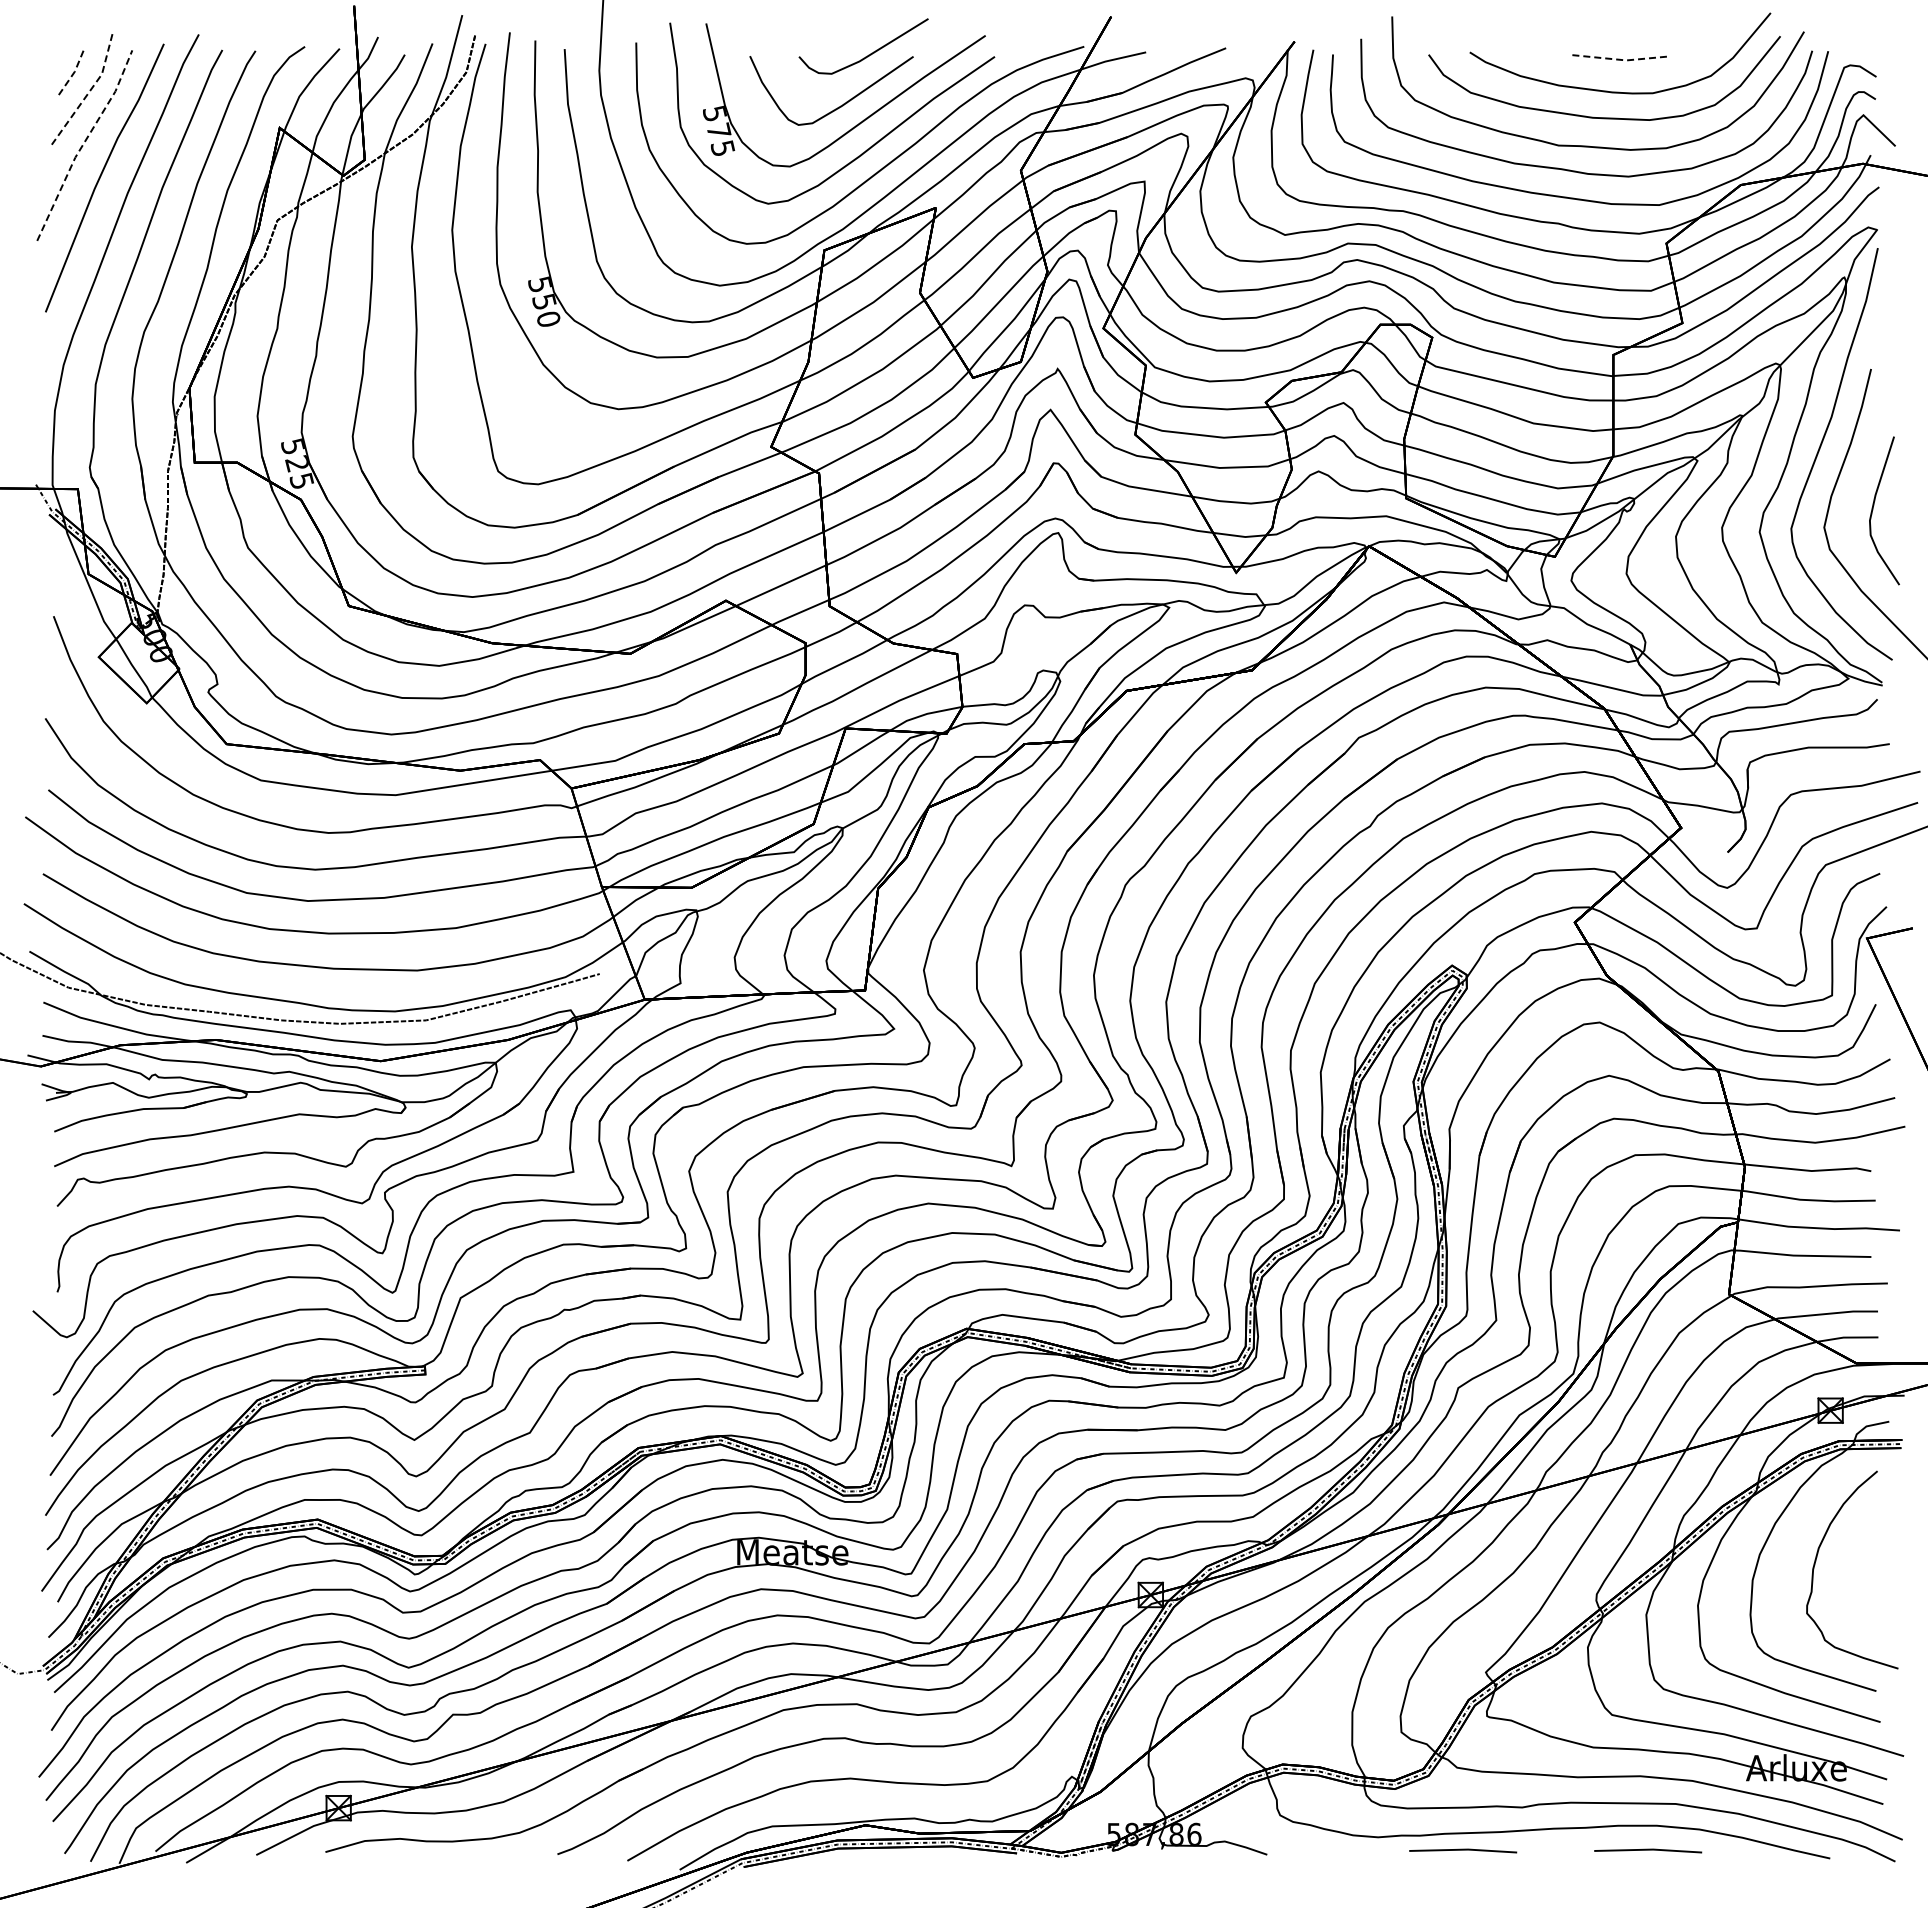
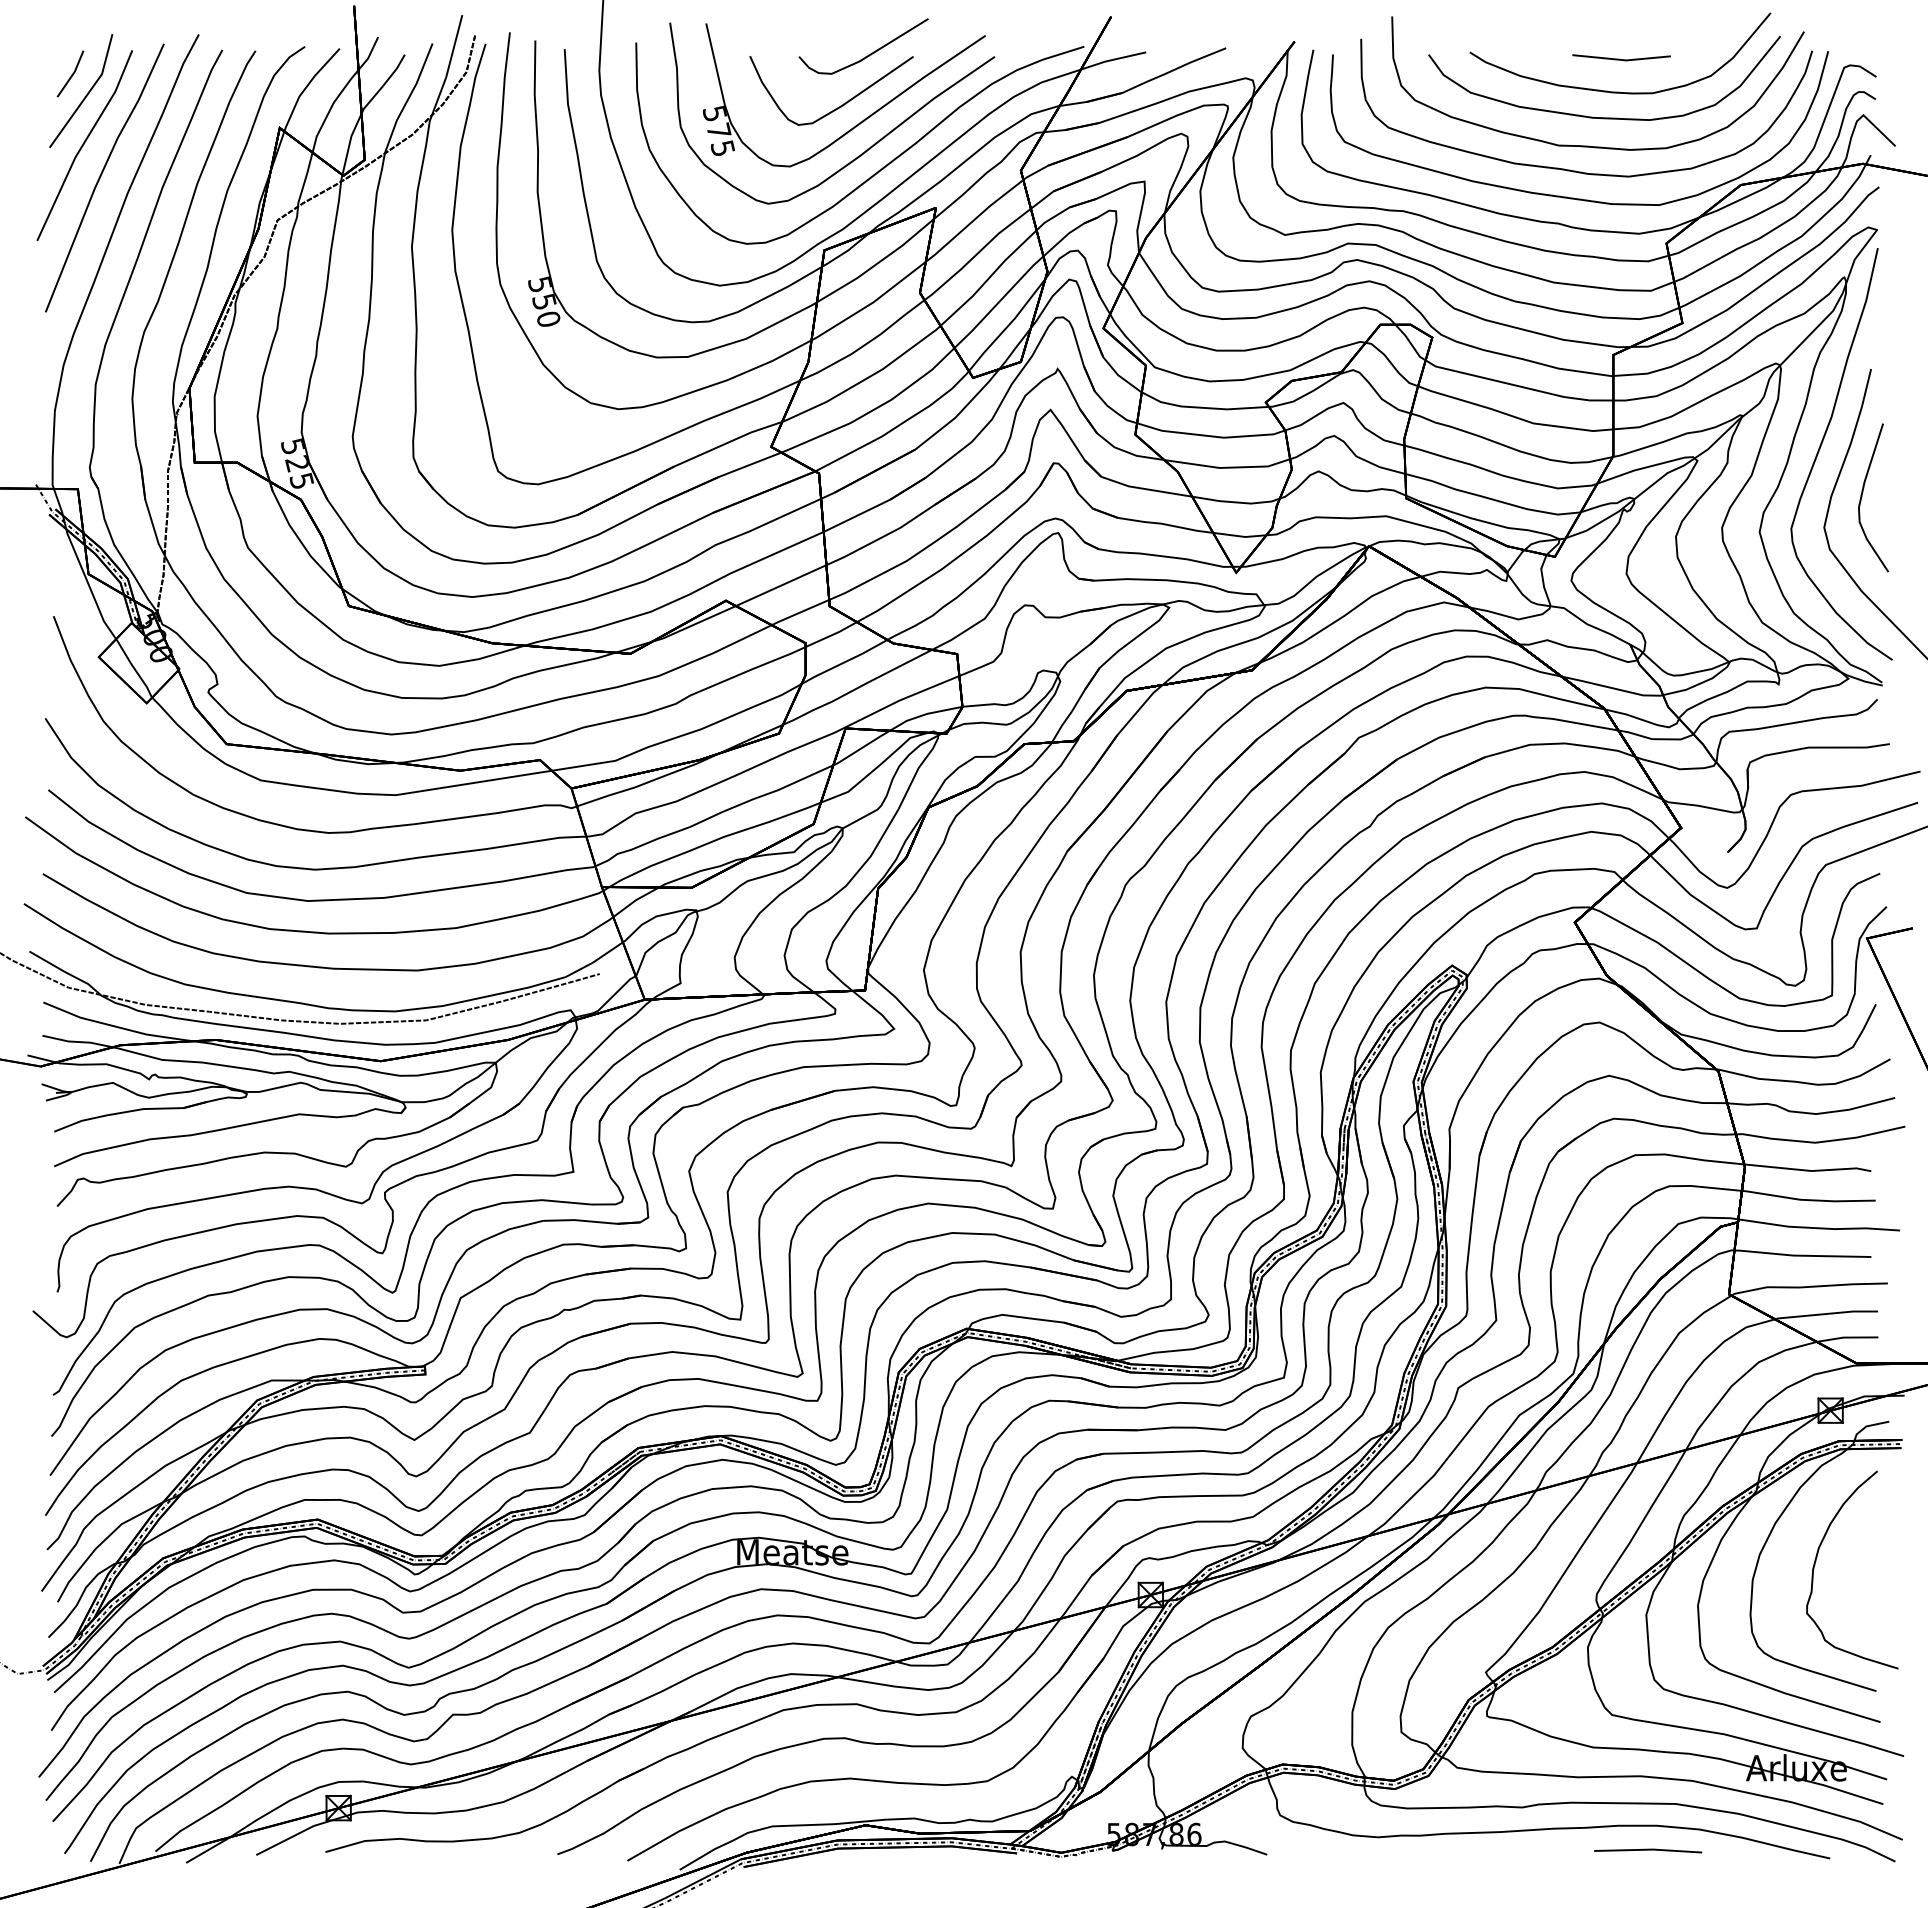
line: dashed -> solid (1622, 60)
line: dashed -> solid (72, 74)
line: dashed -> solid (88, 93)
line: dashed -> solid (83, 144)
curve position: (1873, 510) -> (1862, 497) (1862, 497)
line: present -> none (1463, 1850)
